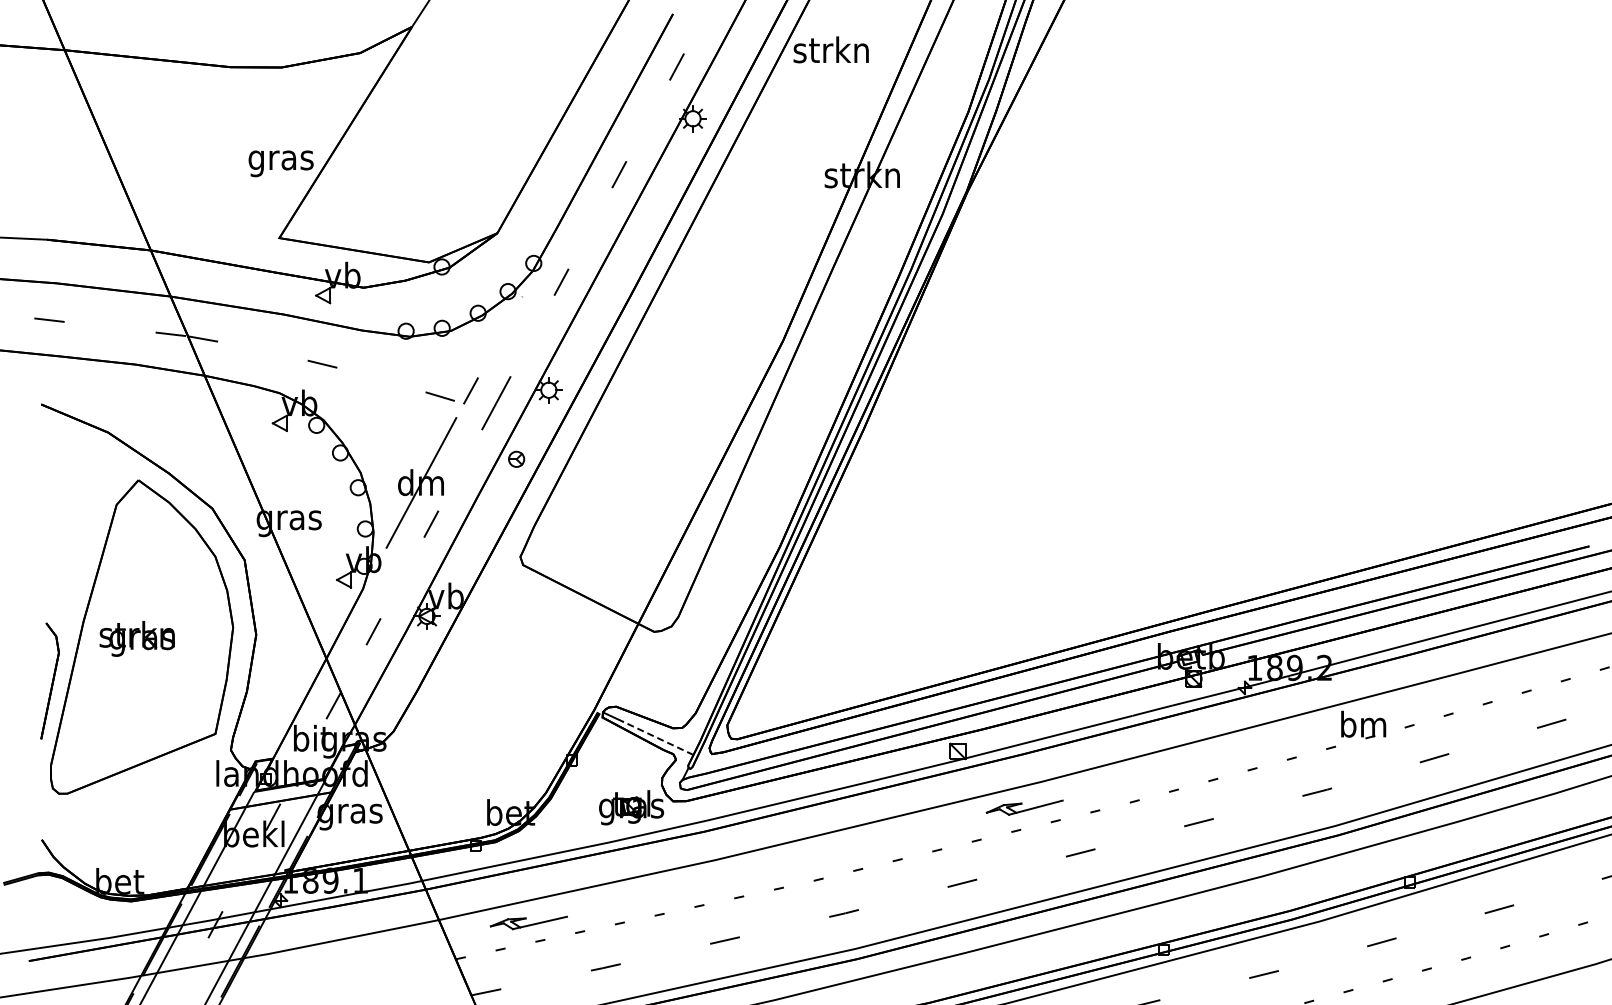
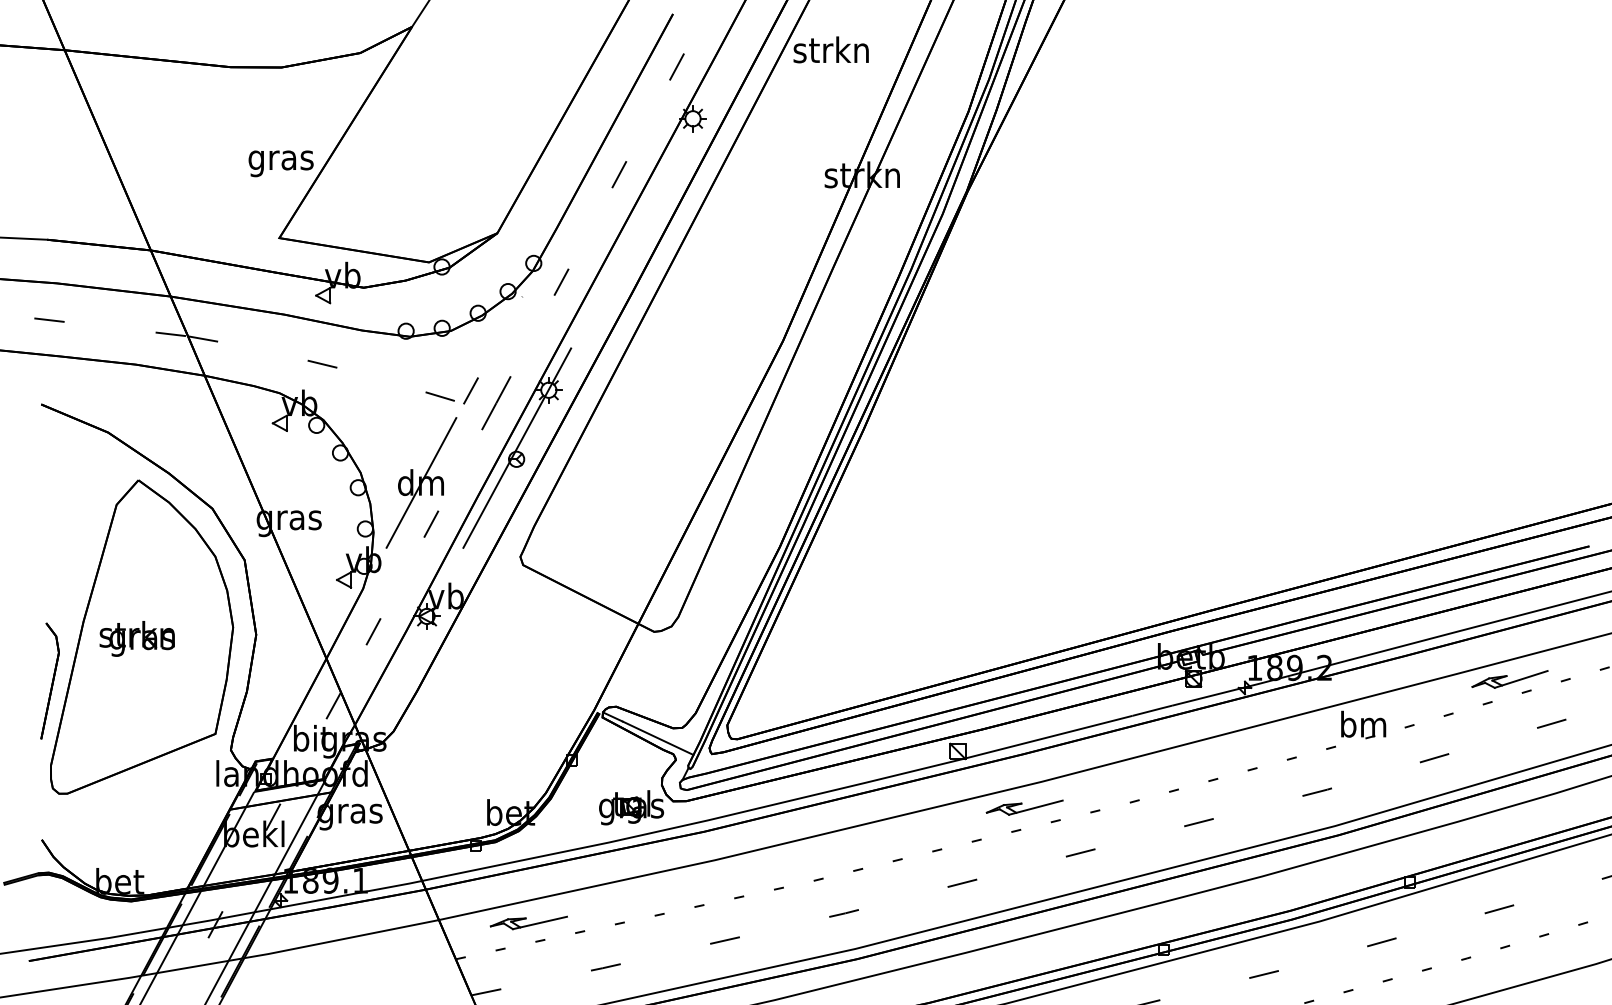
line: none -> present (517, 447)
part: none -> present (1509, 679)
line: dashed -> solid (657, 738)
